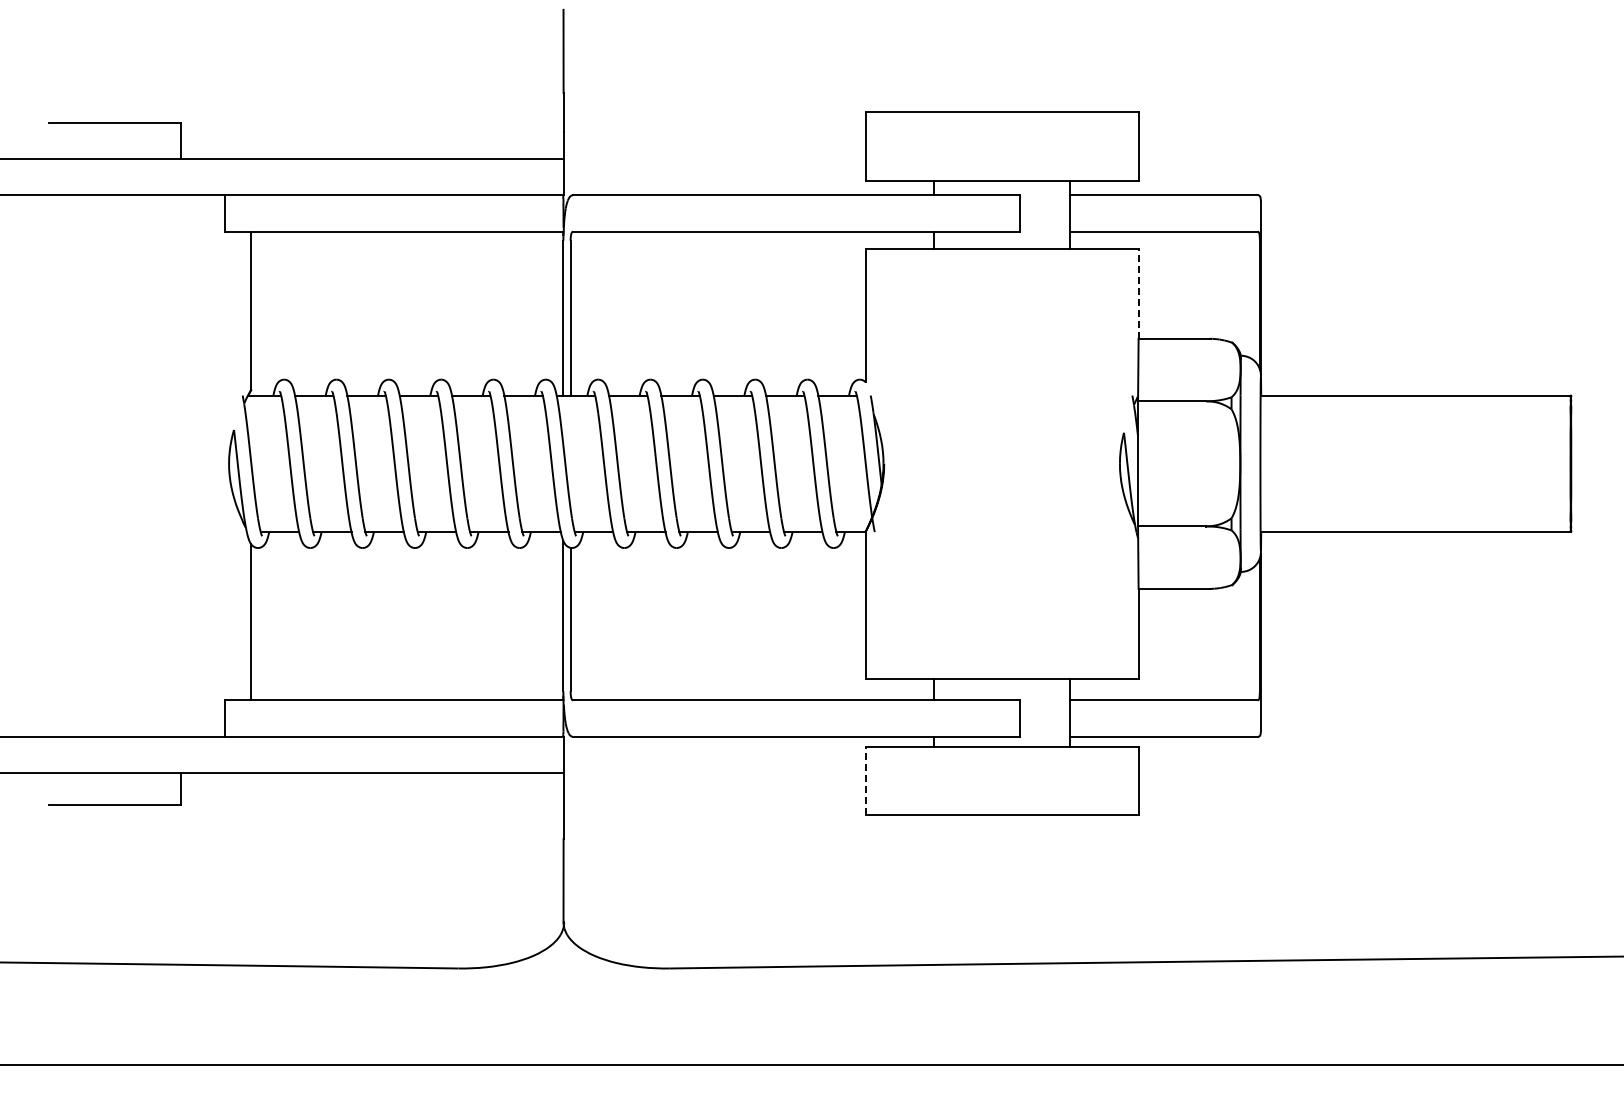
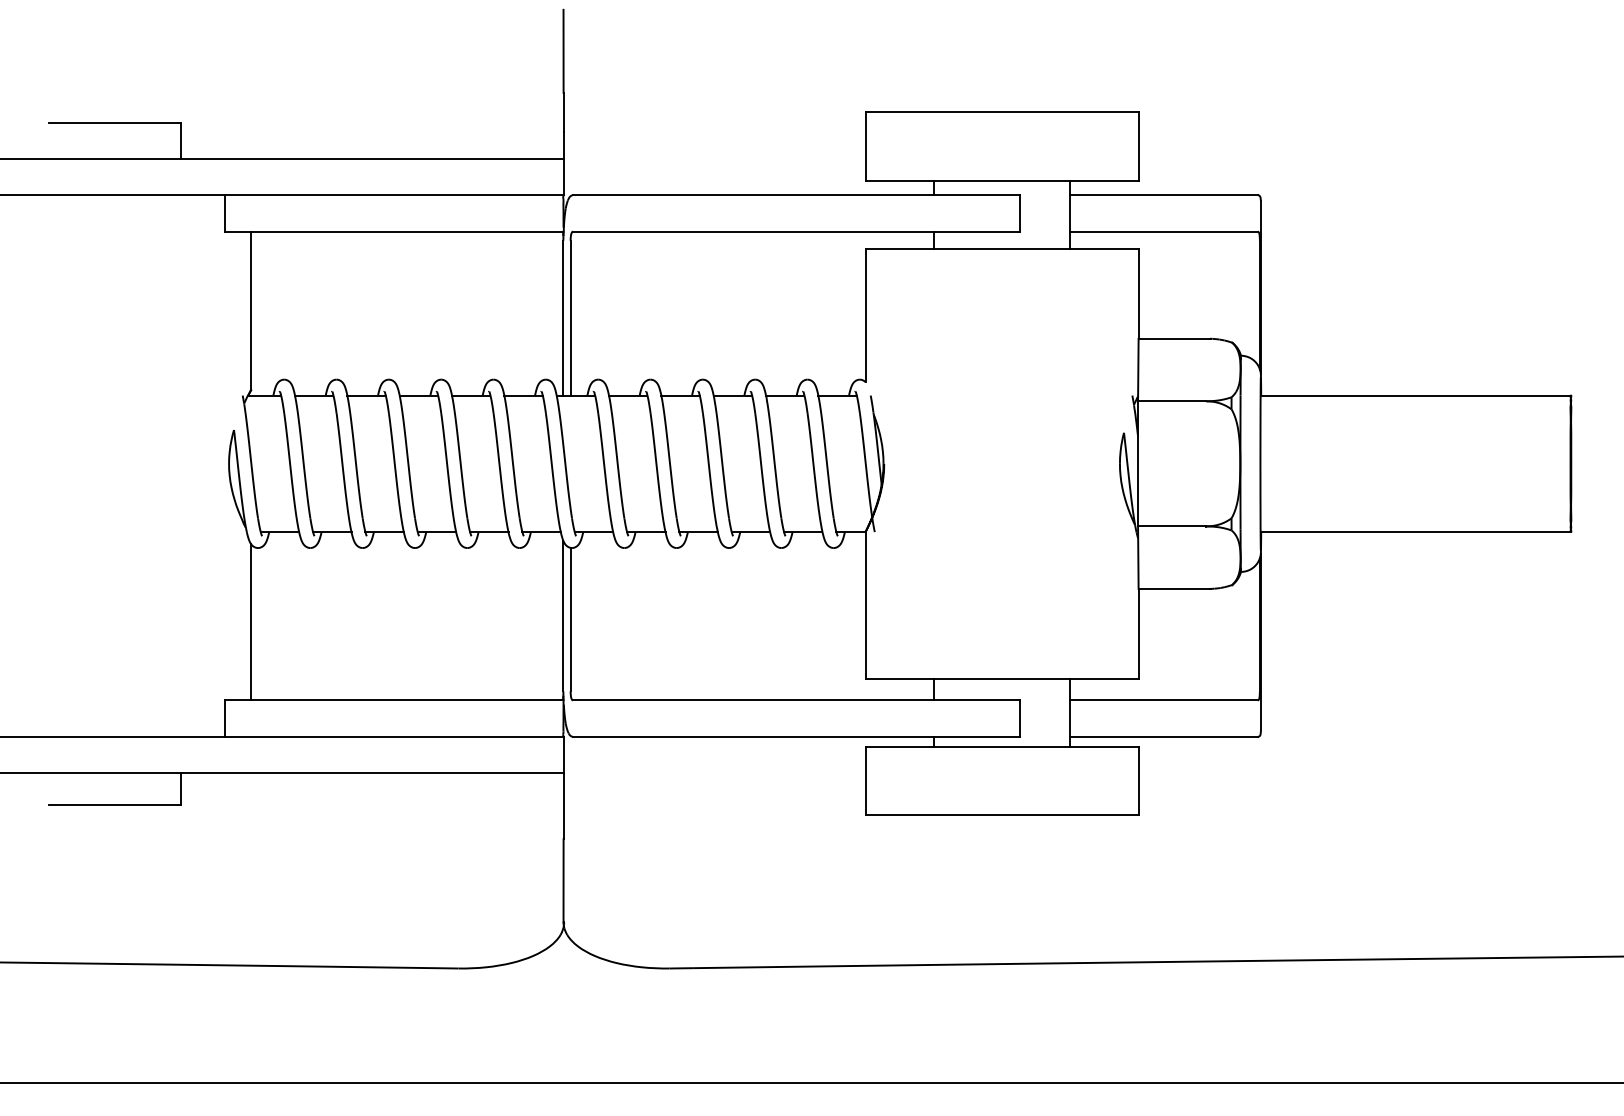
line: dashed -> solid (1138, 293)
line: dashed -> solid (865, 780)
line position: (811, 1064) -> (811, 1082) (811, 1082)
